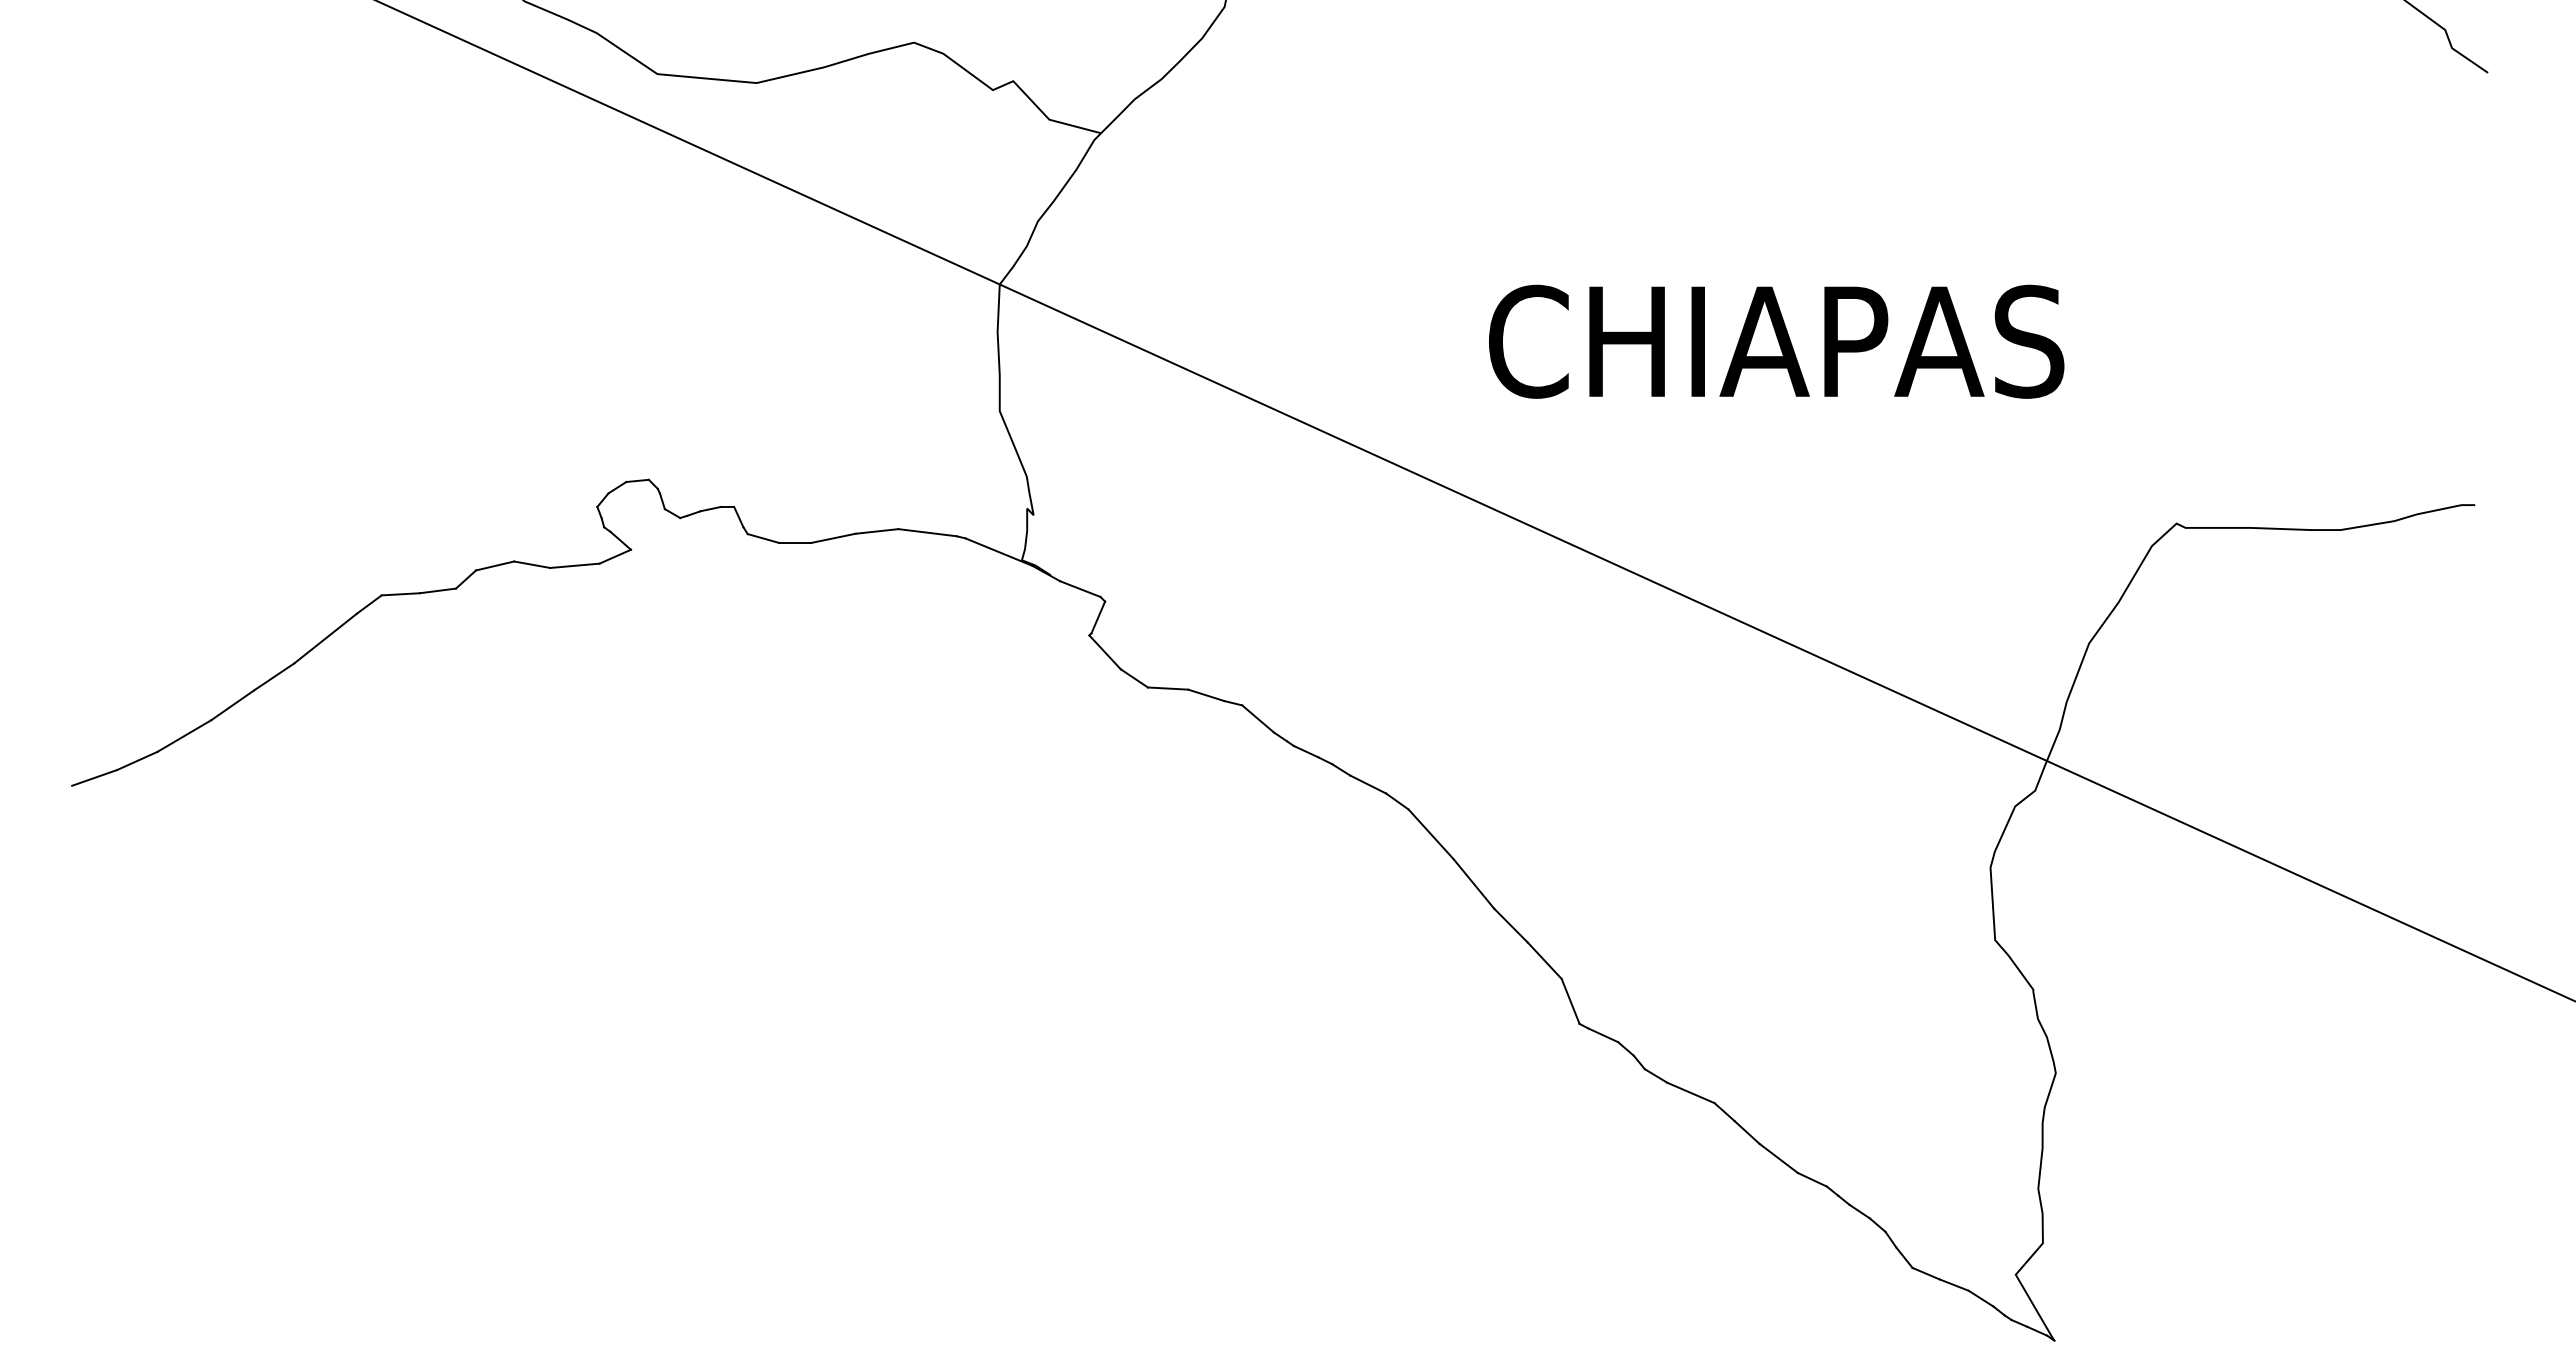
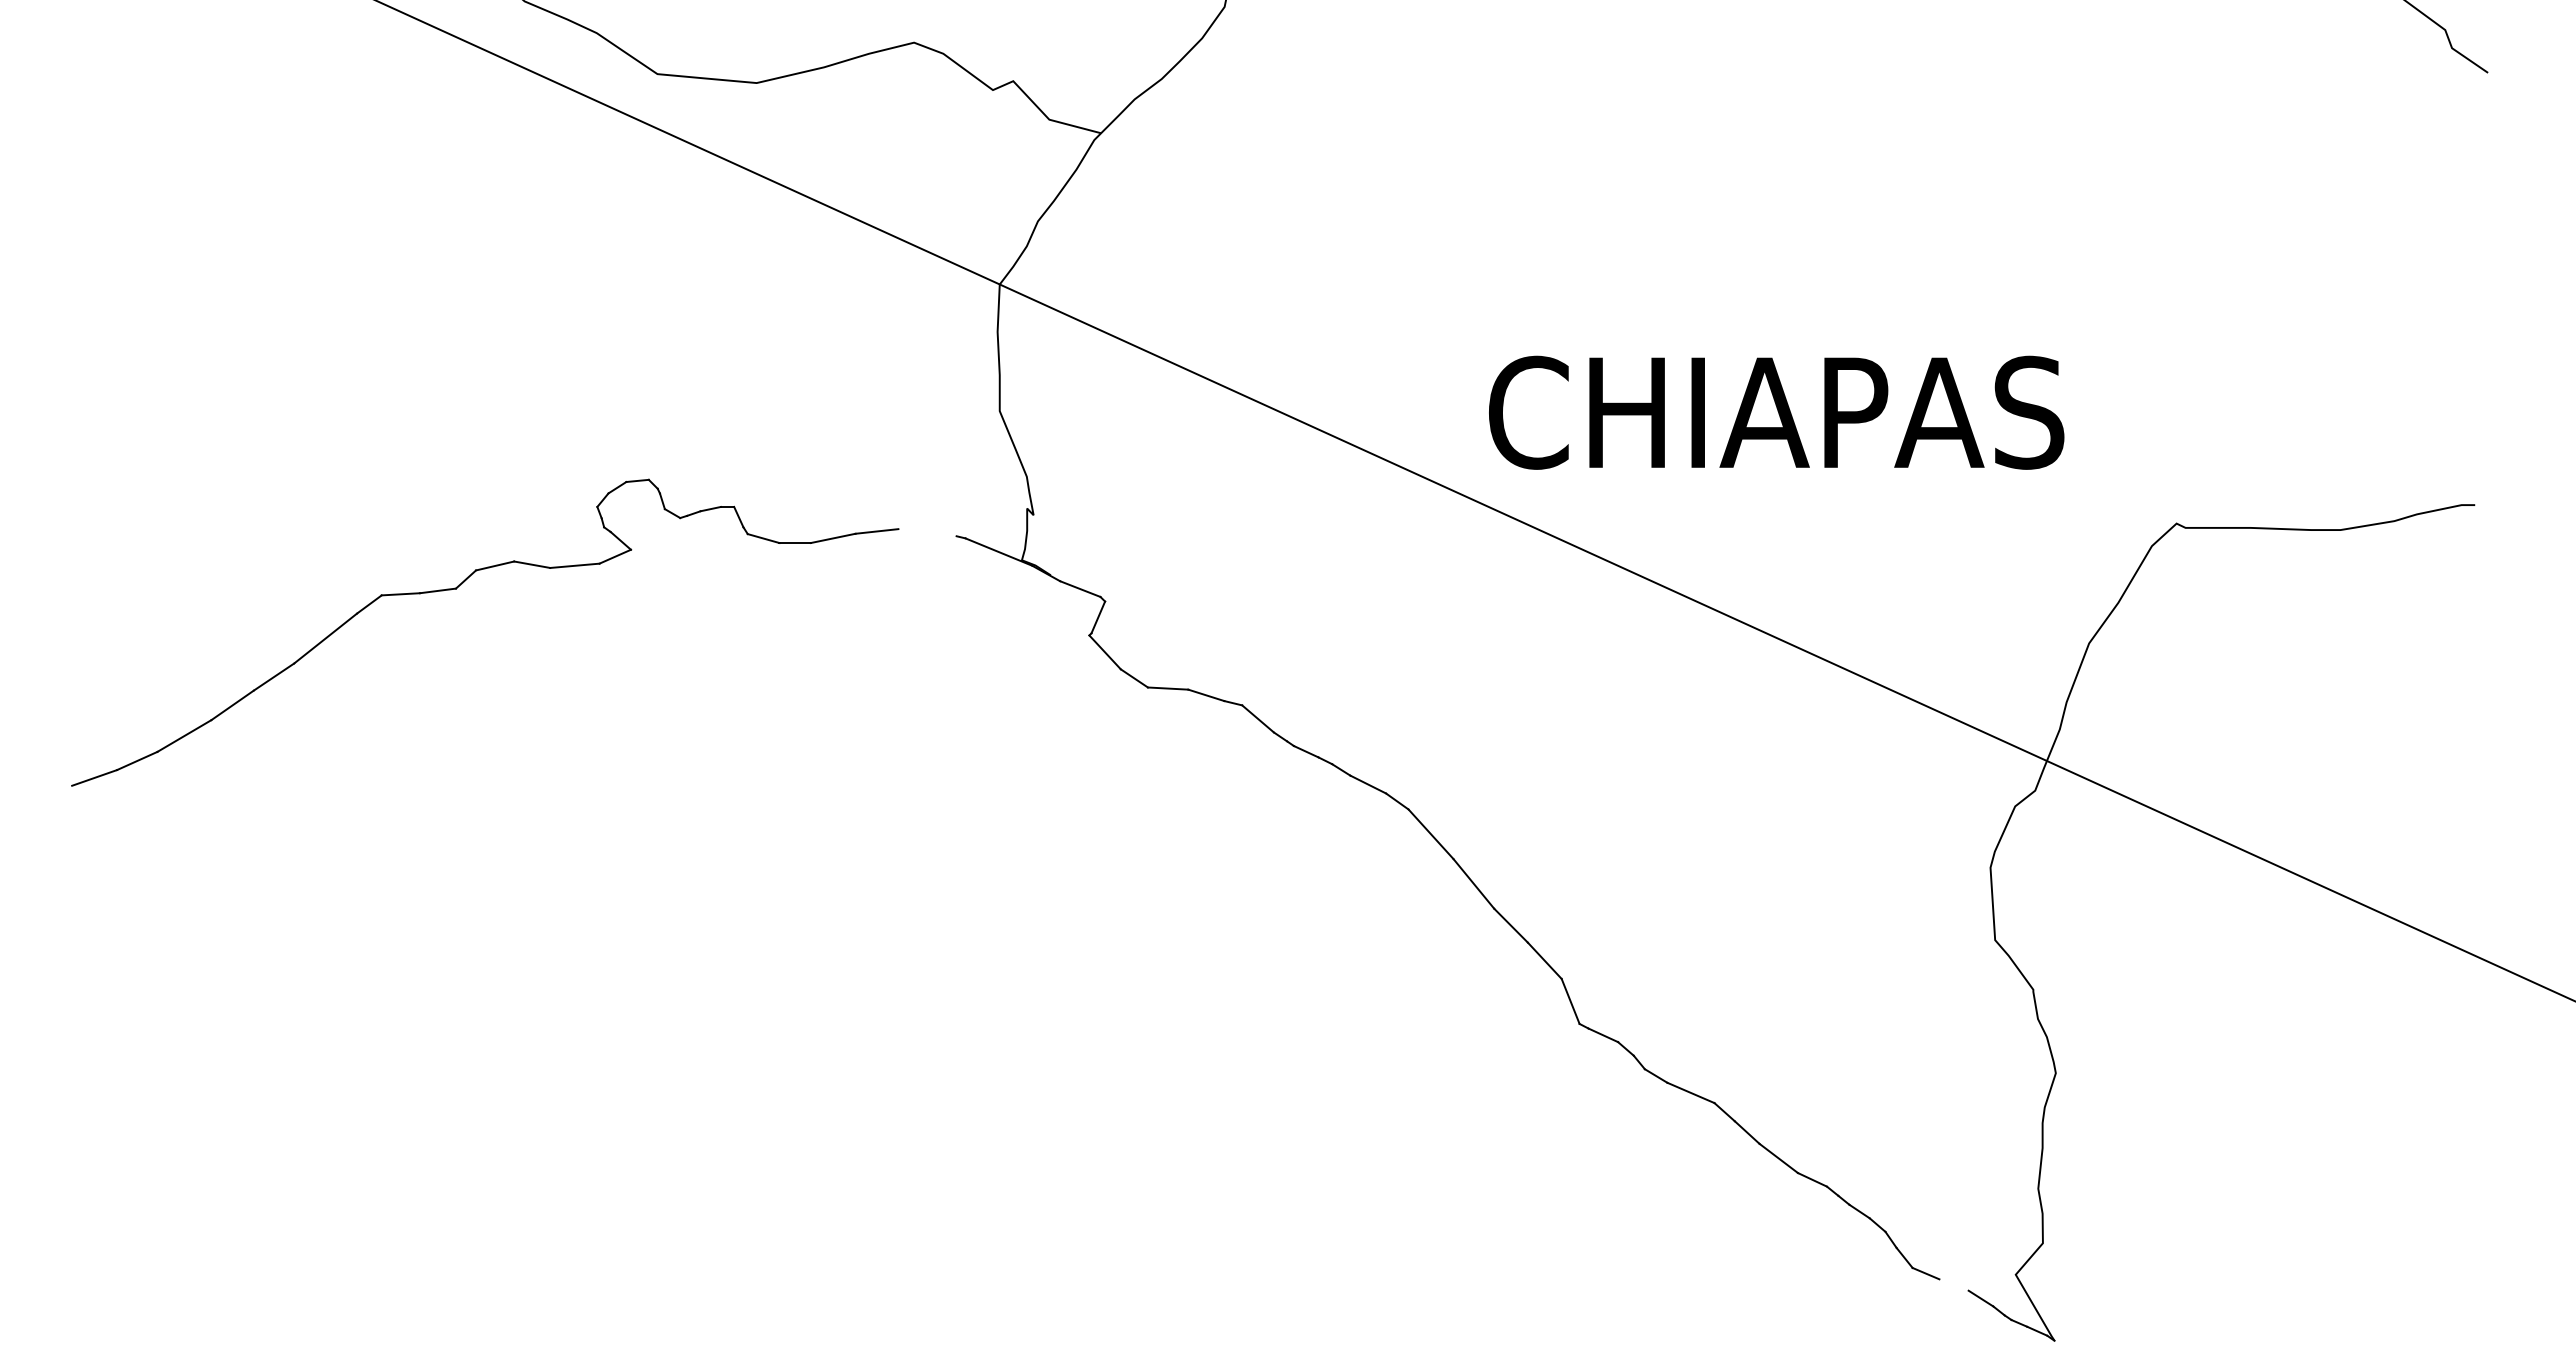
text position: (1776, 341) -> (1776, 412) (1776, 412)
line: present -> none (927, 532)
line: present -> none (1953, 1284)
